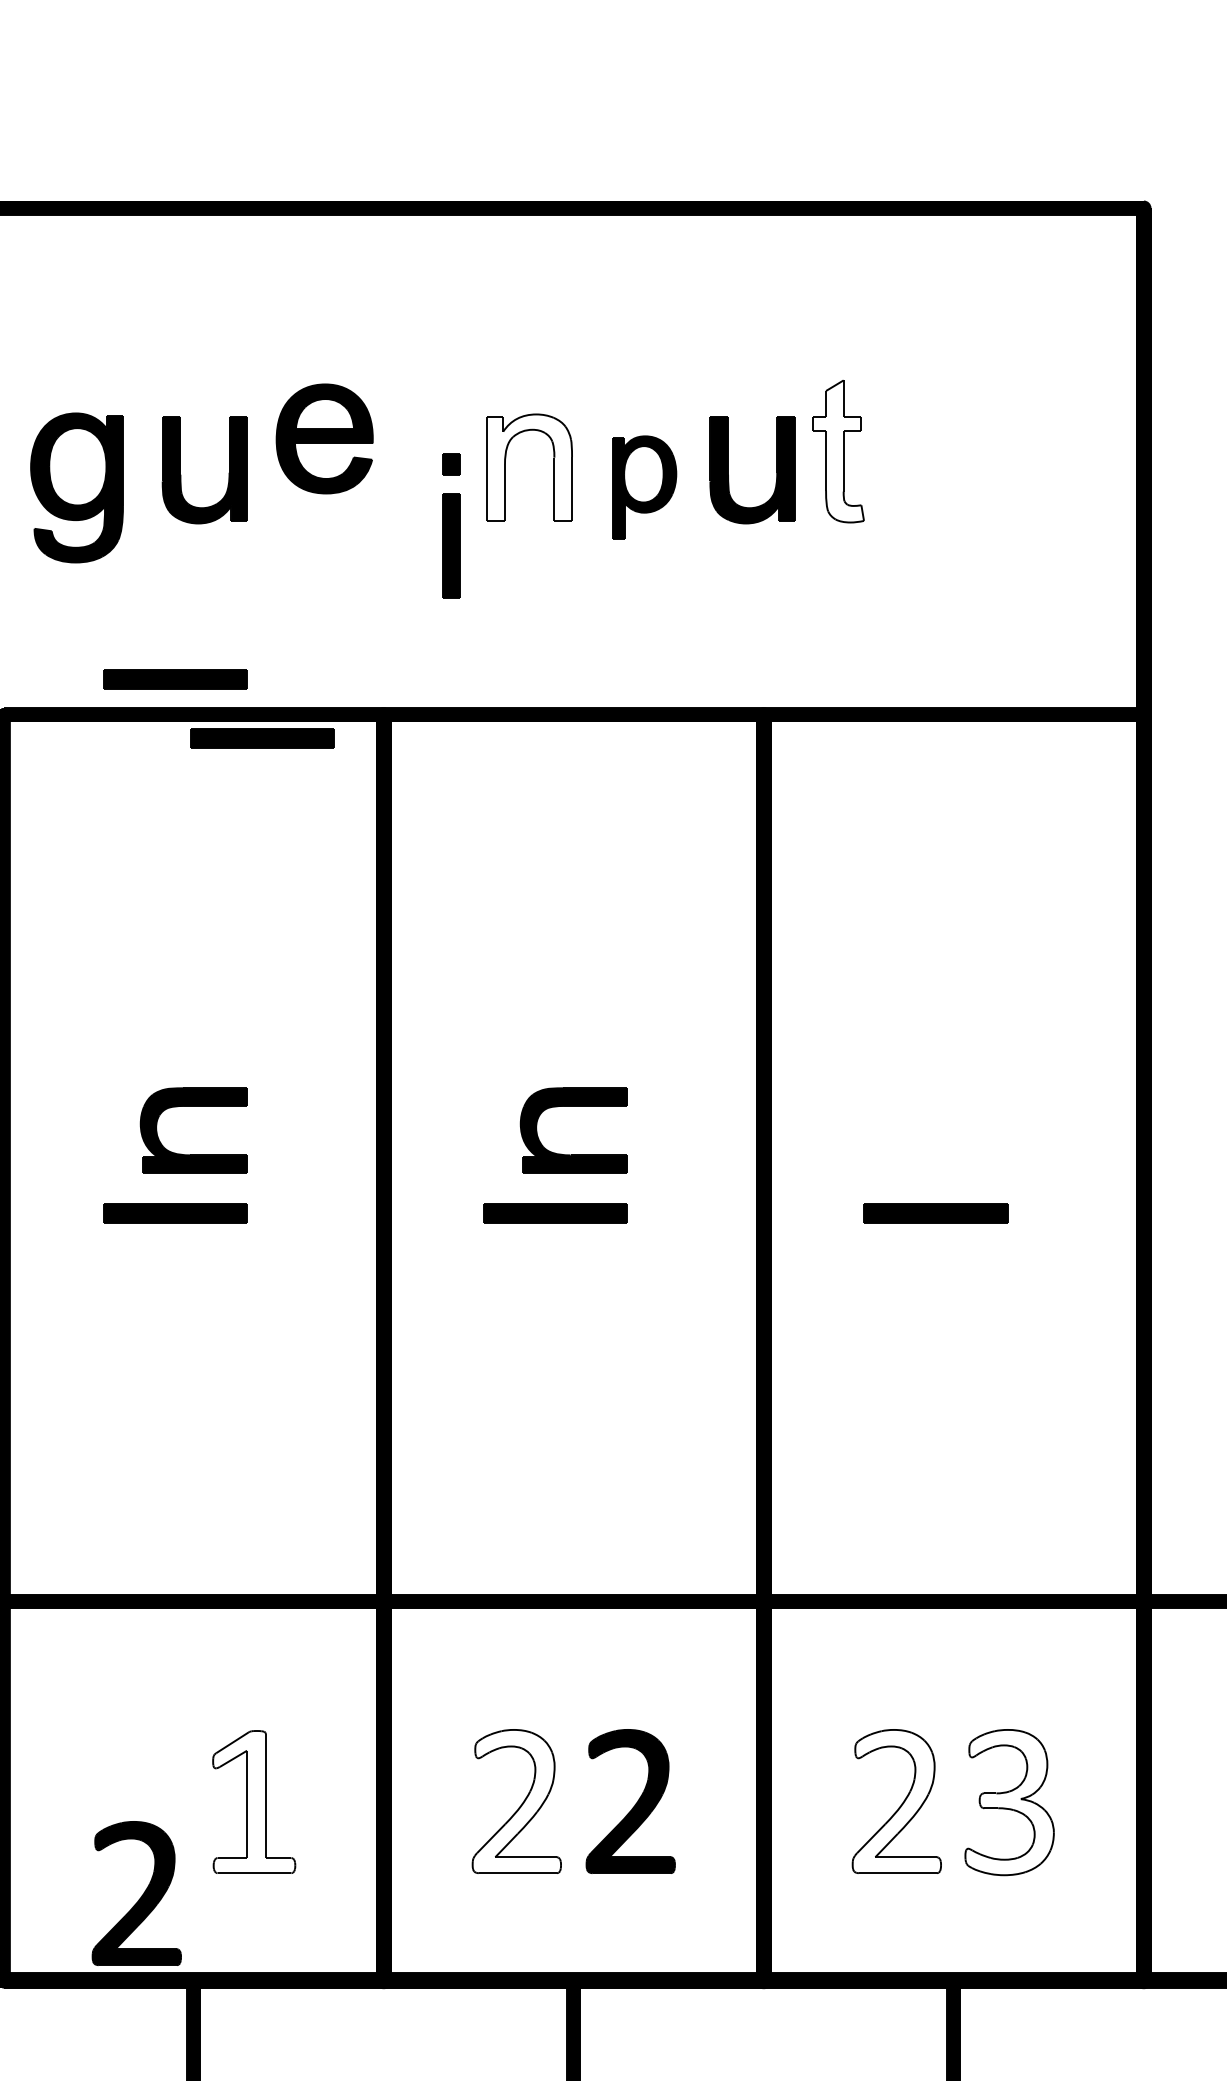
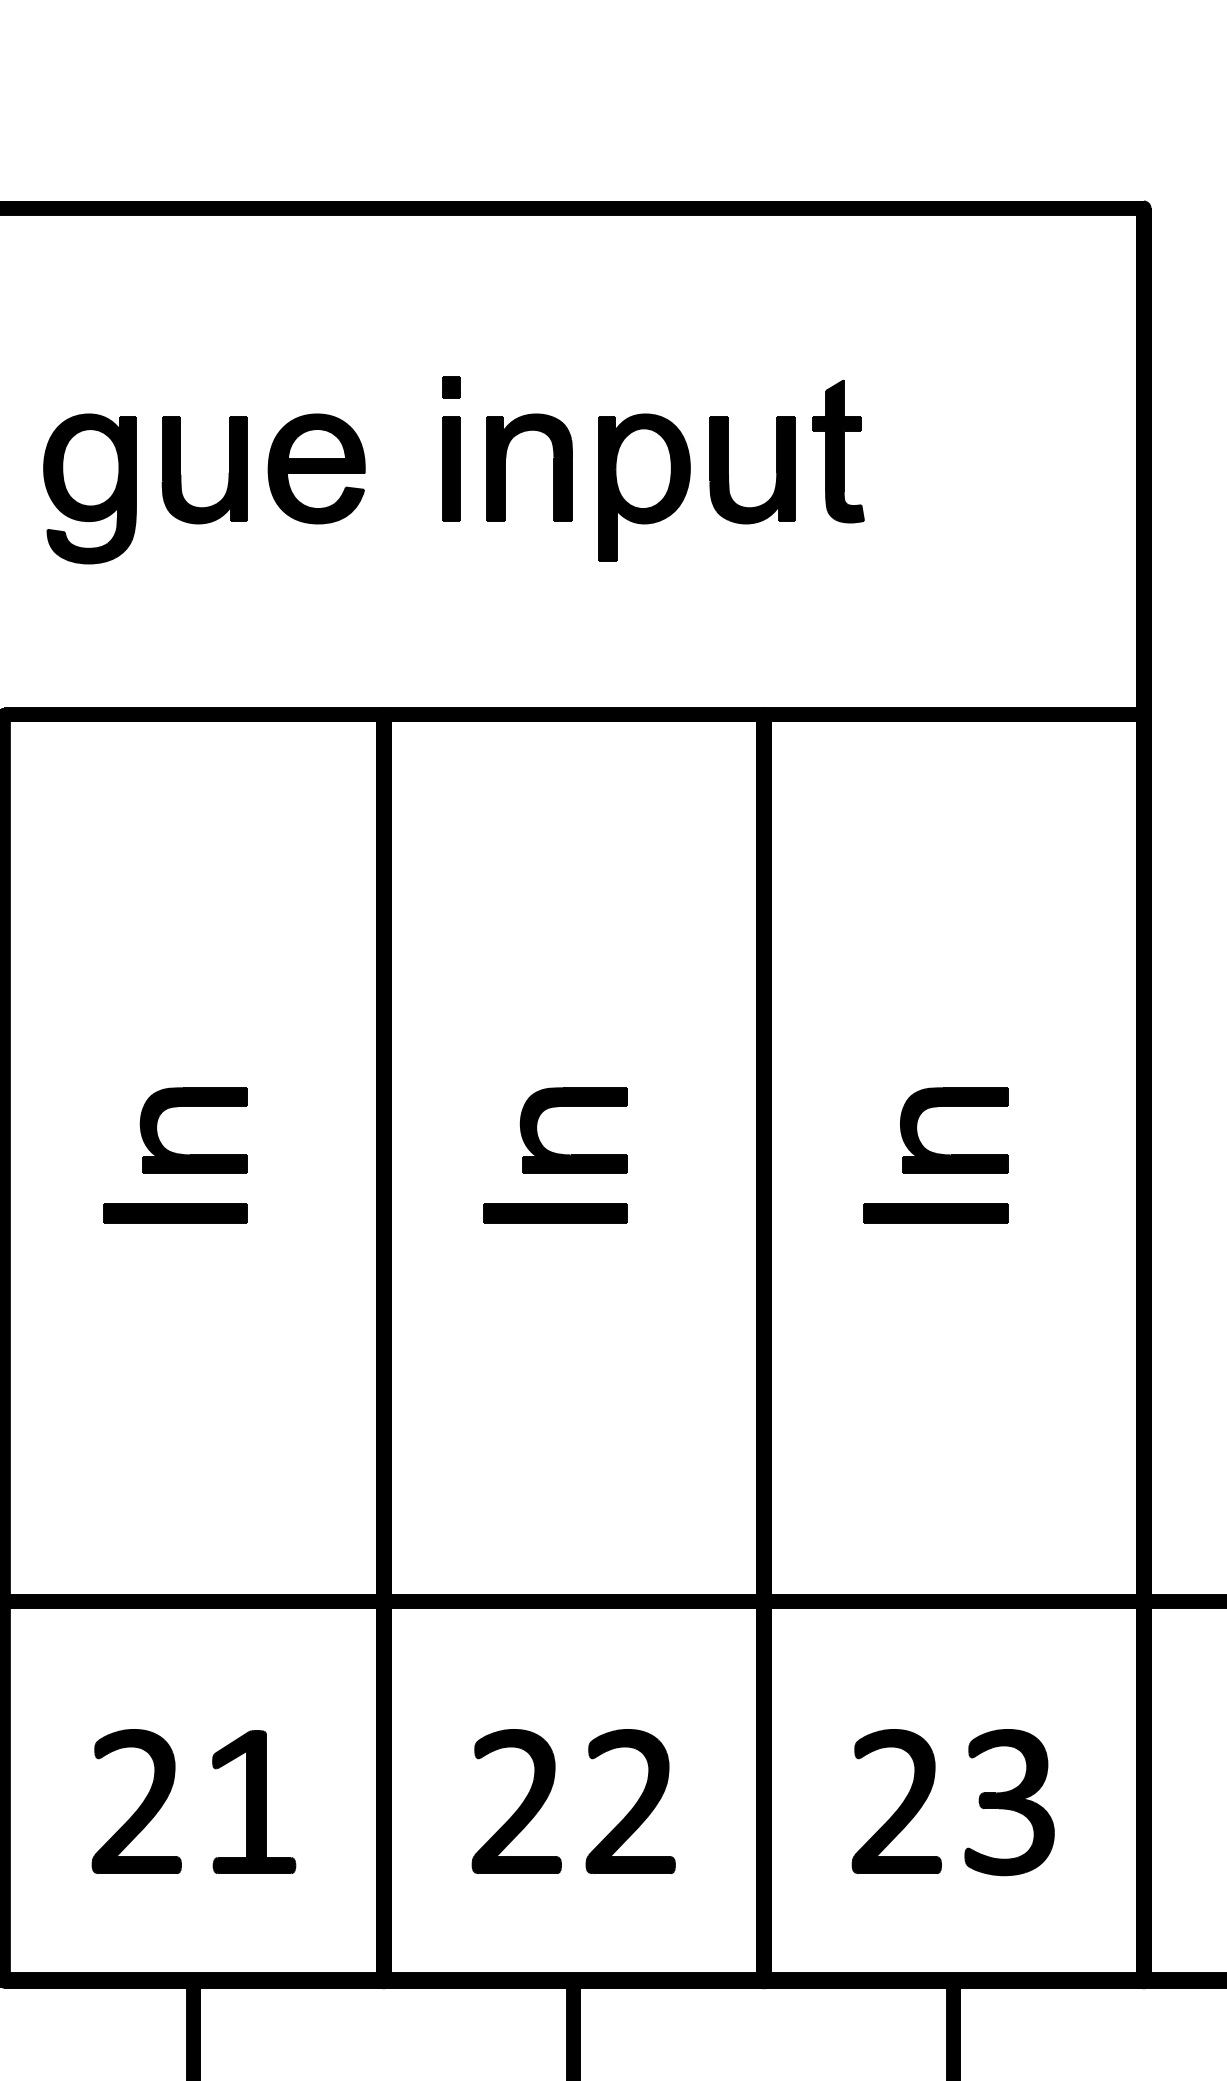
part position: (324, 438) -> (316, 468) (316, 468)
fill: none -> present (838, 451)
fill: none -> present (529, 467)
part position: (76, 487) -> (89, 488) (89, 488)
part size: 66x105 px -> 93x149 px (644, 487)
part position: (451, 525) -> (451, 448) (451, 448)
part: present -> none (175, 679)
part: present -> none (262, 738)
part: none -> present (954, 1106)
fill: none -> present (516, 1801)
fill: none -> present (896, 1801)
fill: none -> present (254, 1802)
fill: none -> present (1009, 1802)
part position: (136, 1893) -> (136, 1801) (136, 1801)
